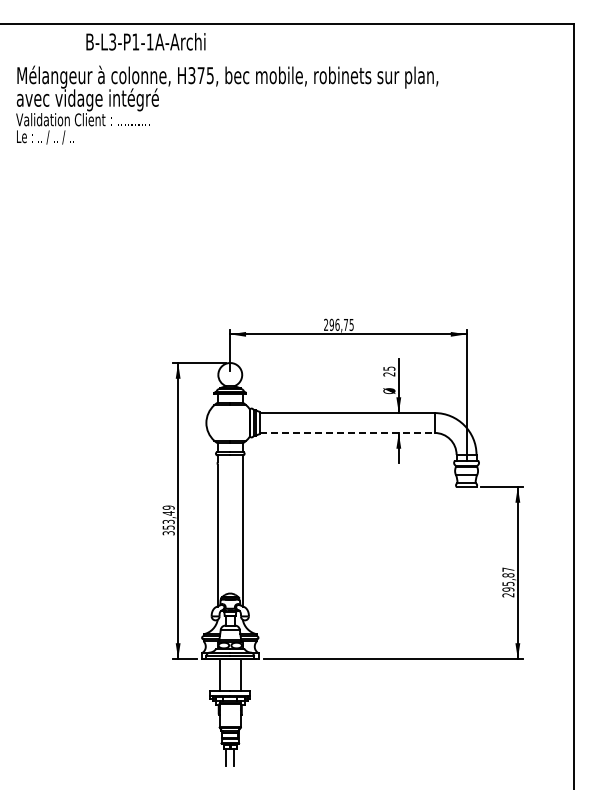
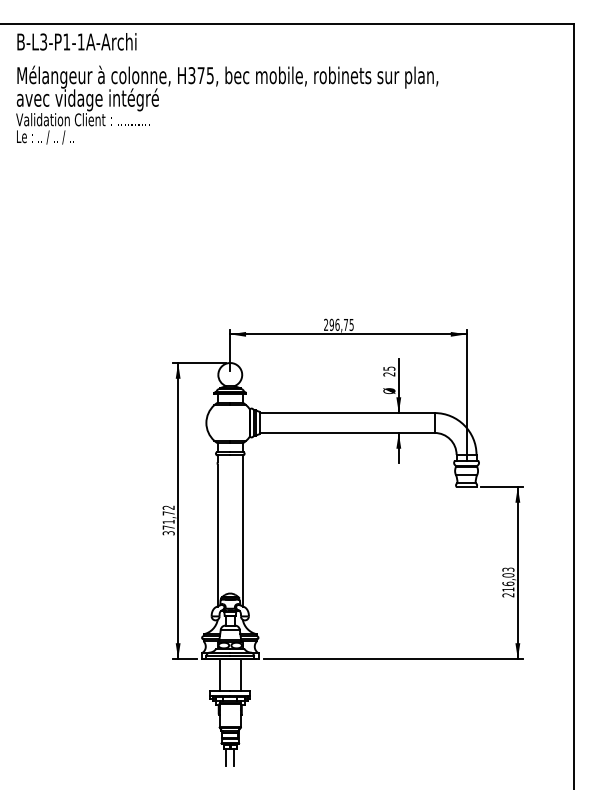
text position: (145, 41) -> (76, 41) (76, 41)
line: dashed -> solid (347, 432)
text: 353,49 -> 371,72 (168, 517)
text: 295,87 -> 216,03 (508, 579)
